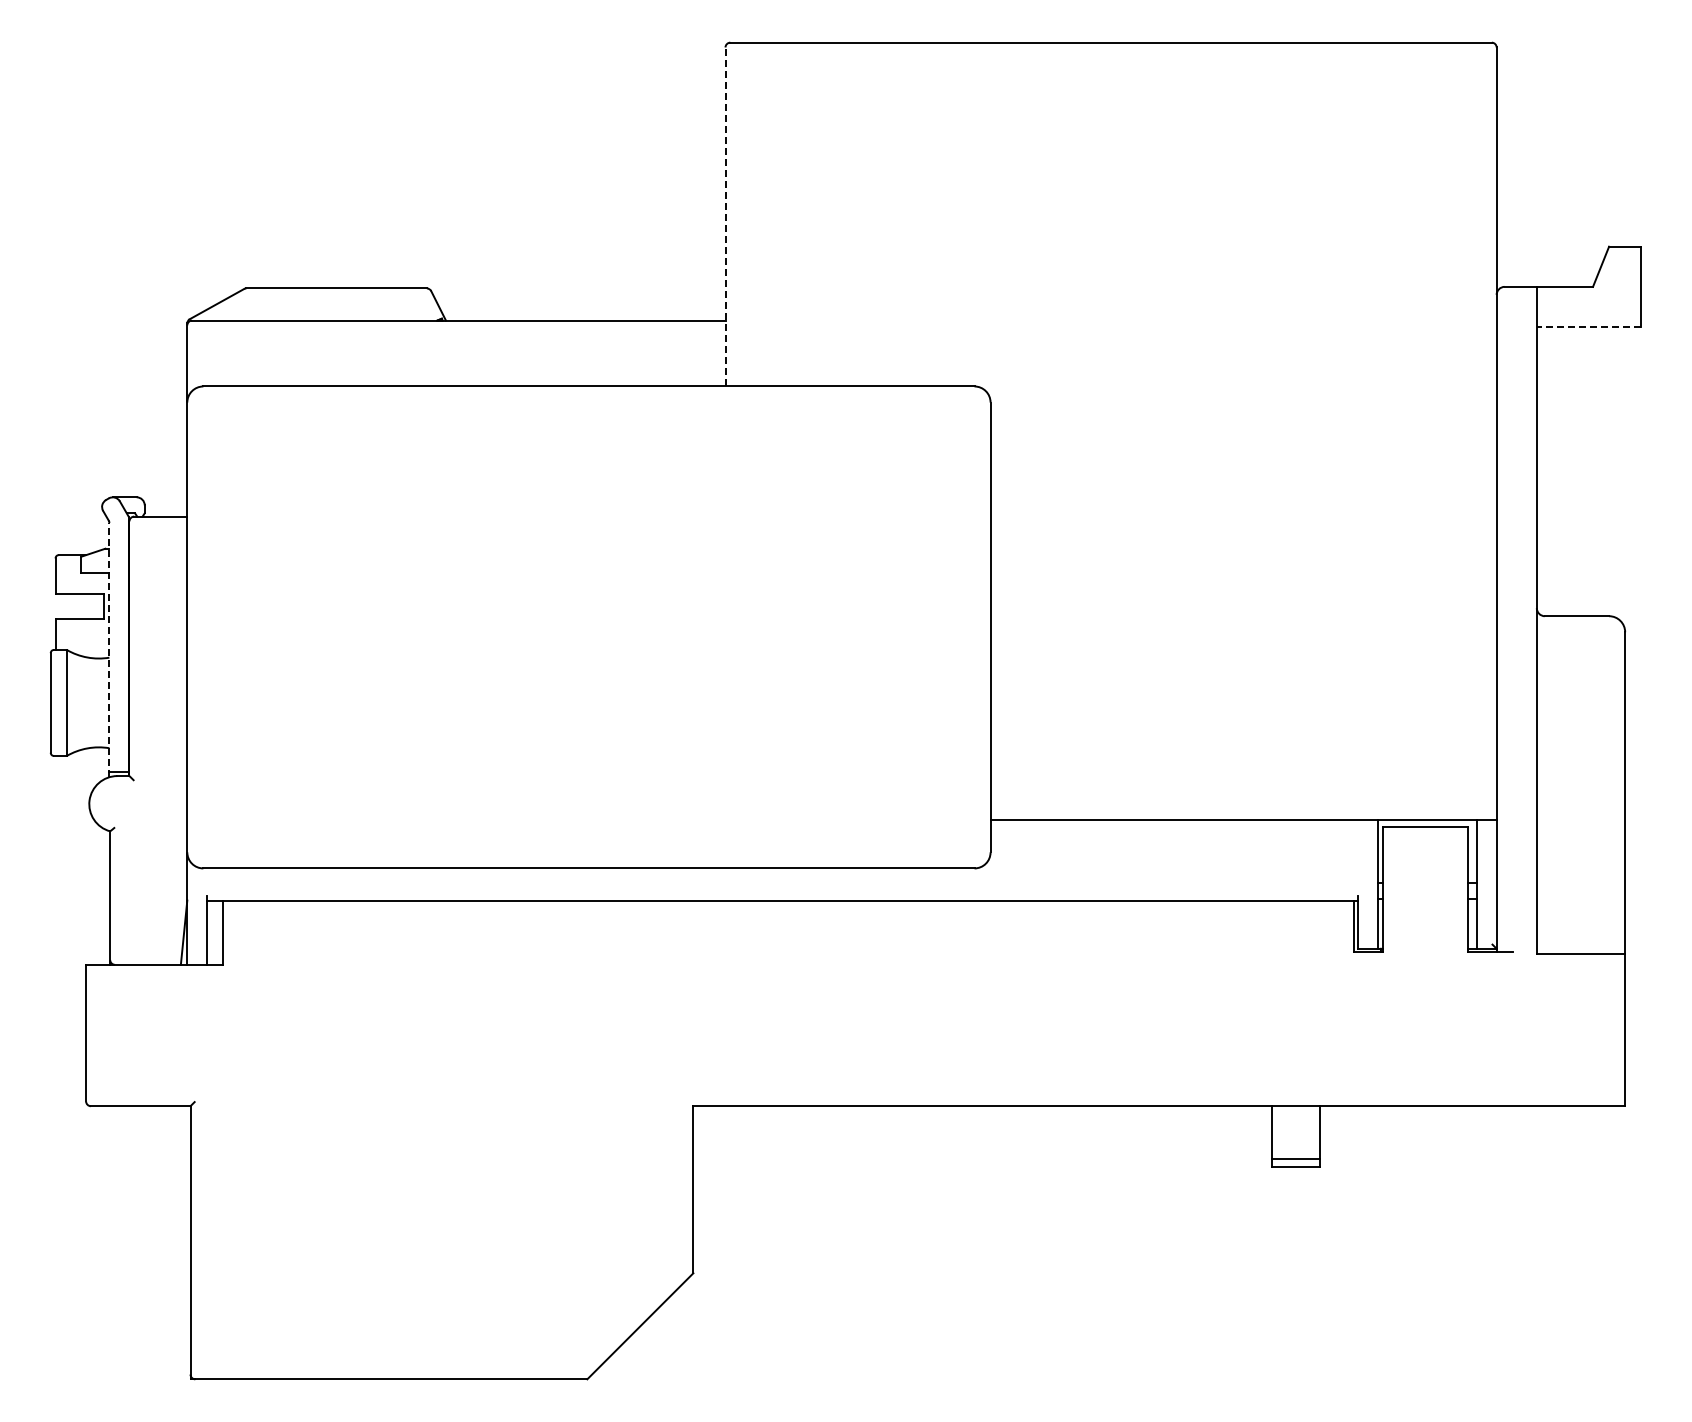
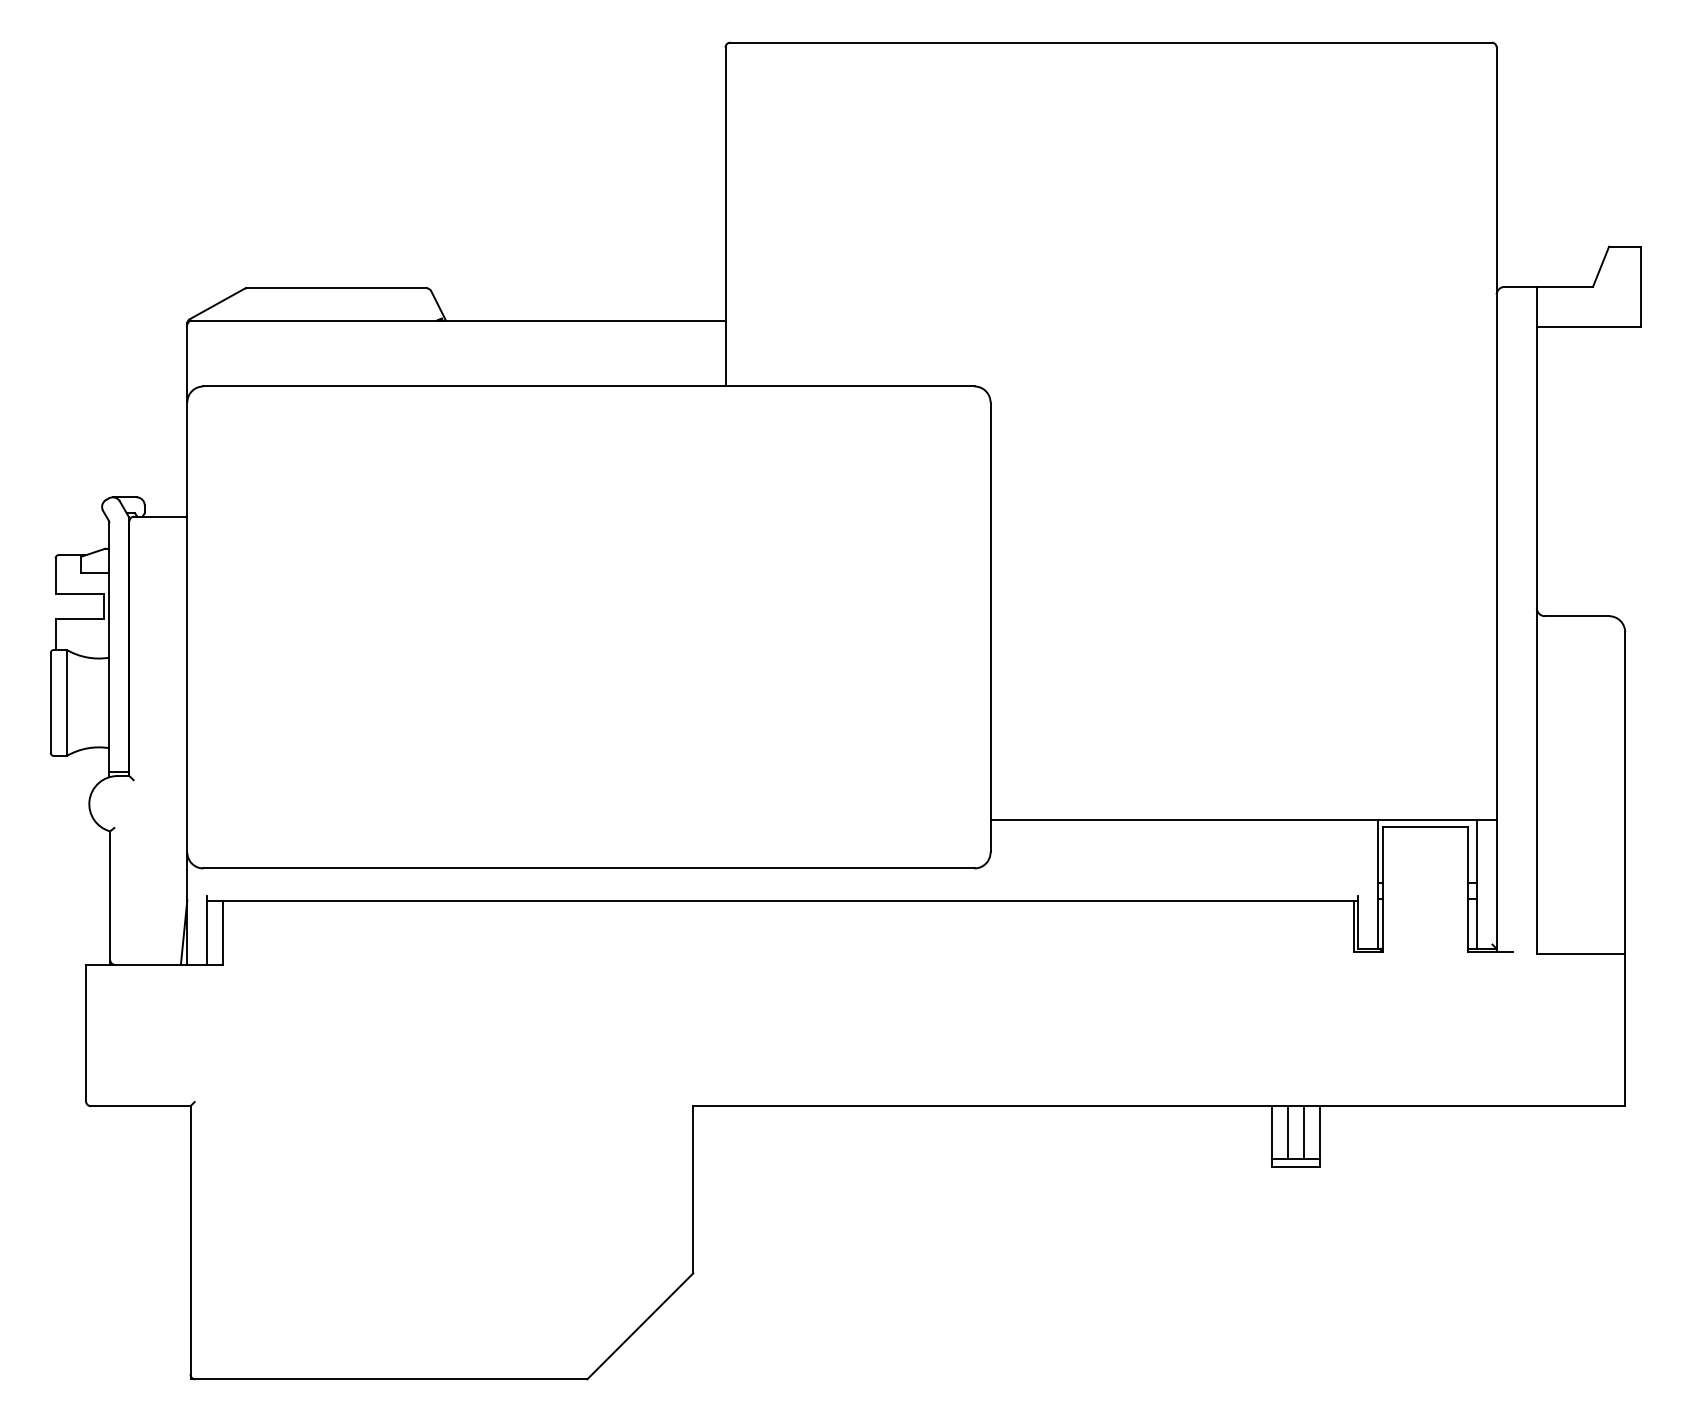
line: dashed -> solid (725, 216)
line: dashed -> solid (1588, 327)
line: dashed -> solid (109, 649)
line: none -> present (1287, 1132)
line: none -> present (1303, 1132)
